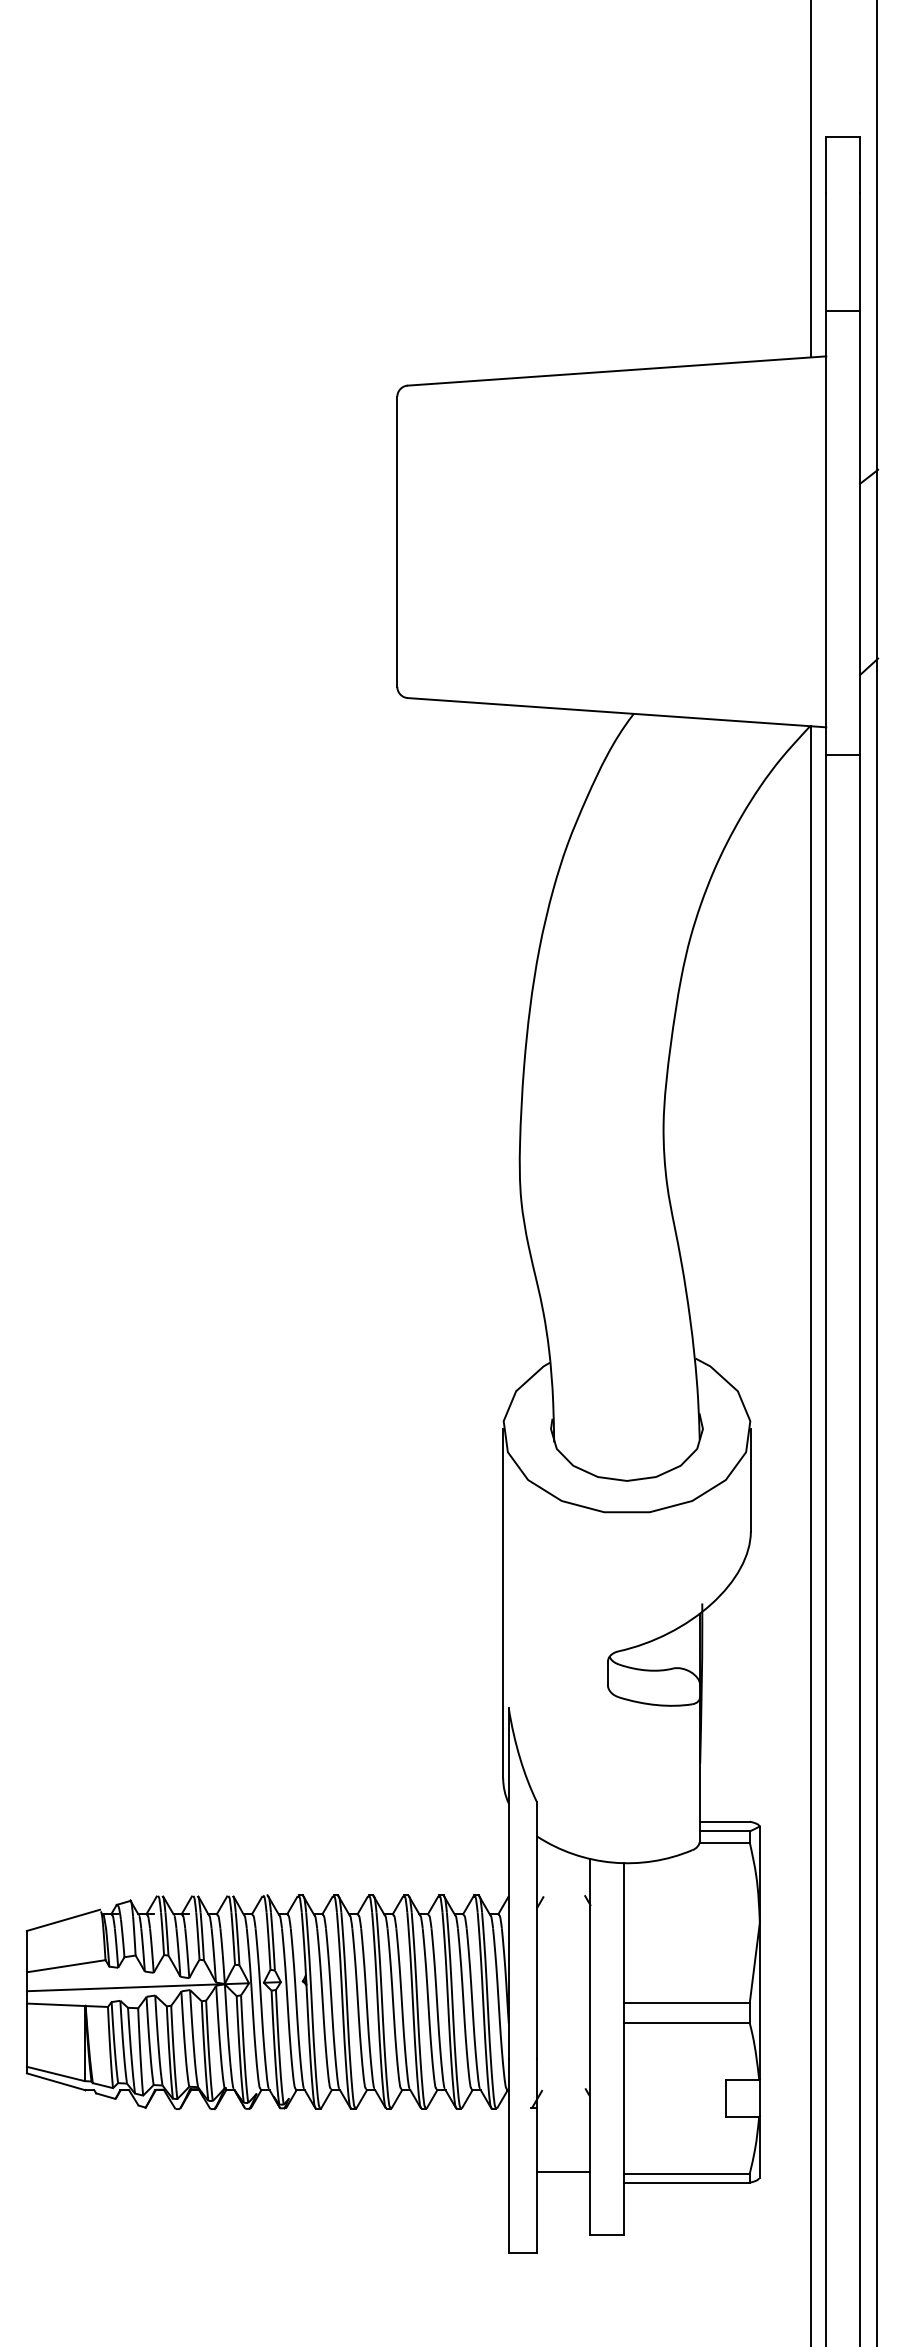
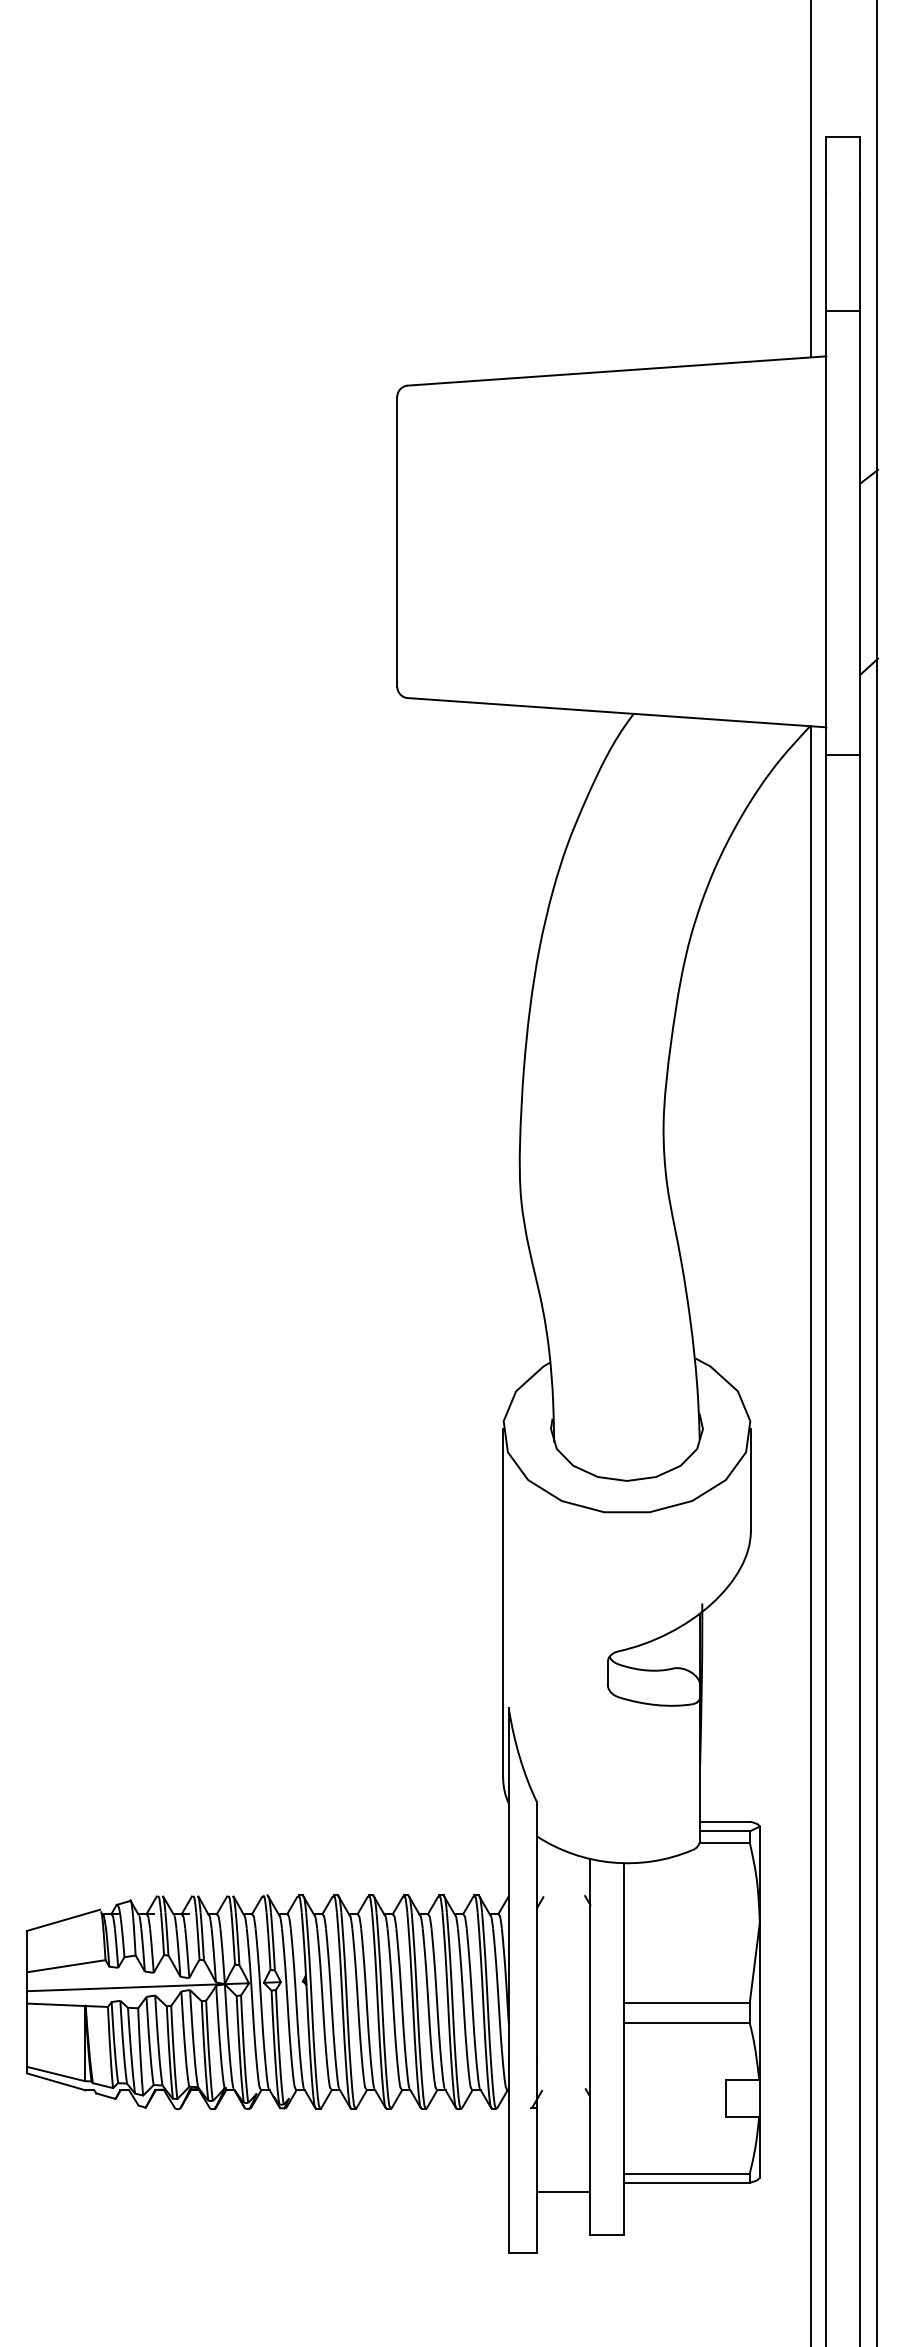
line position: (562, 2171) -> (562, 2191) (562, 2191)
